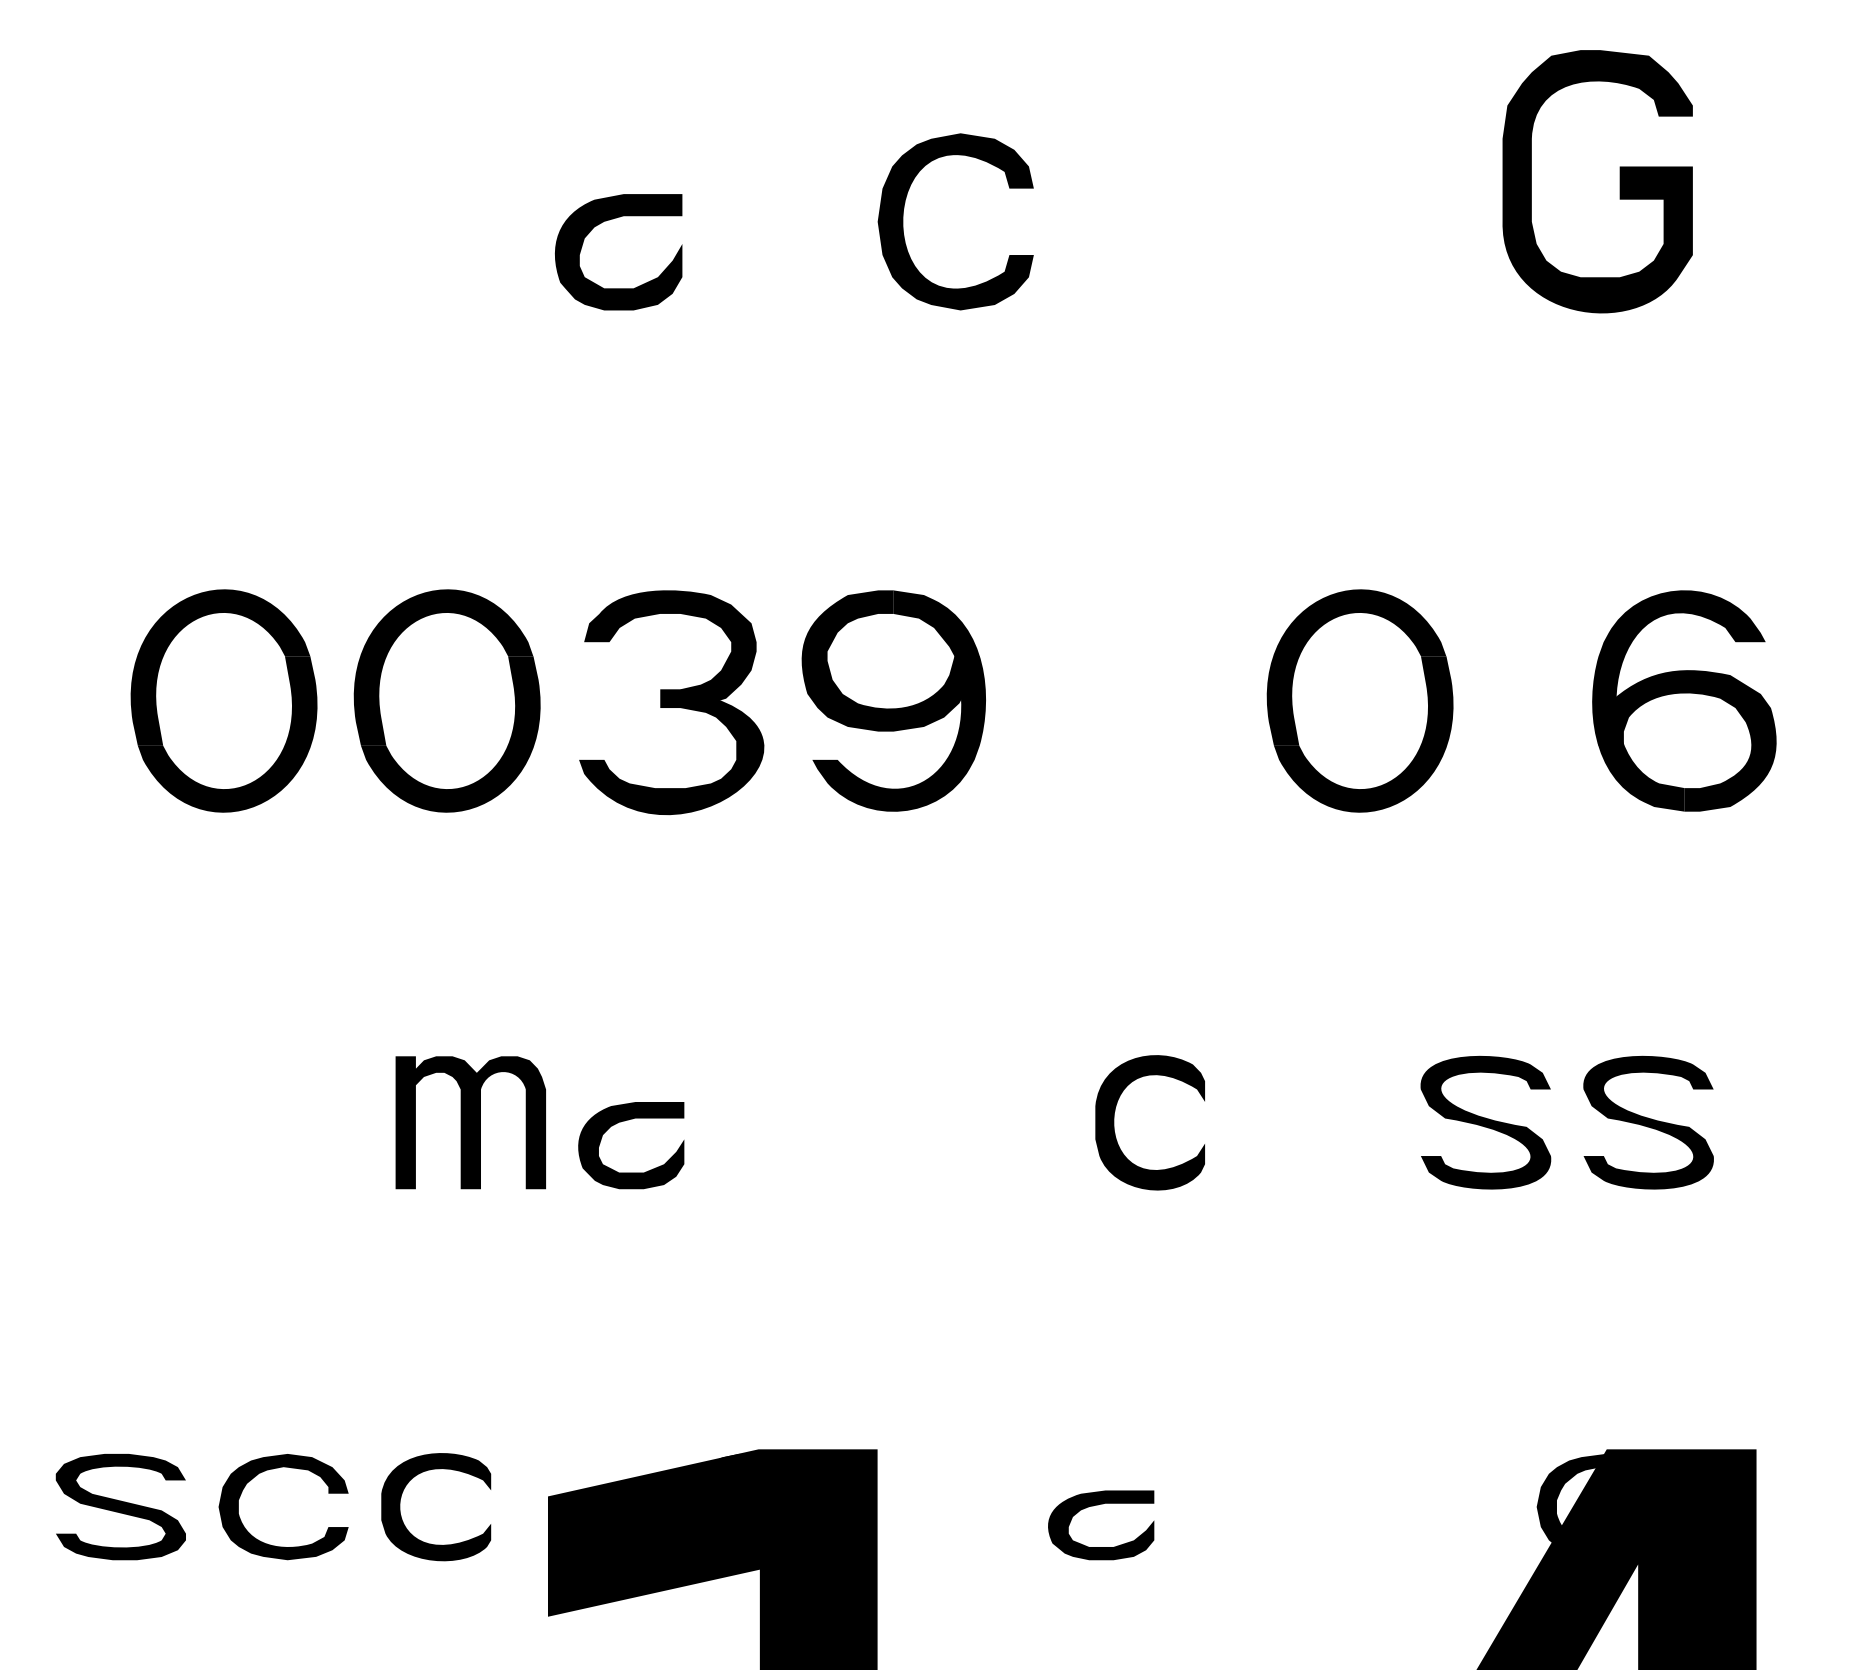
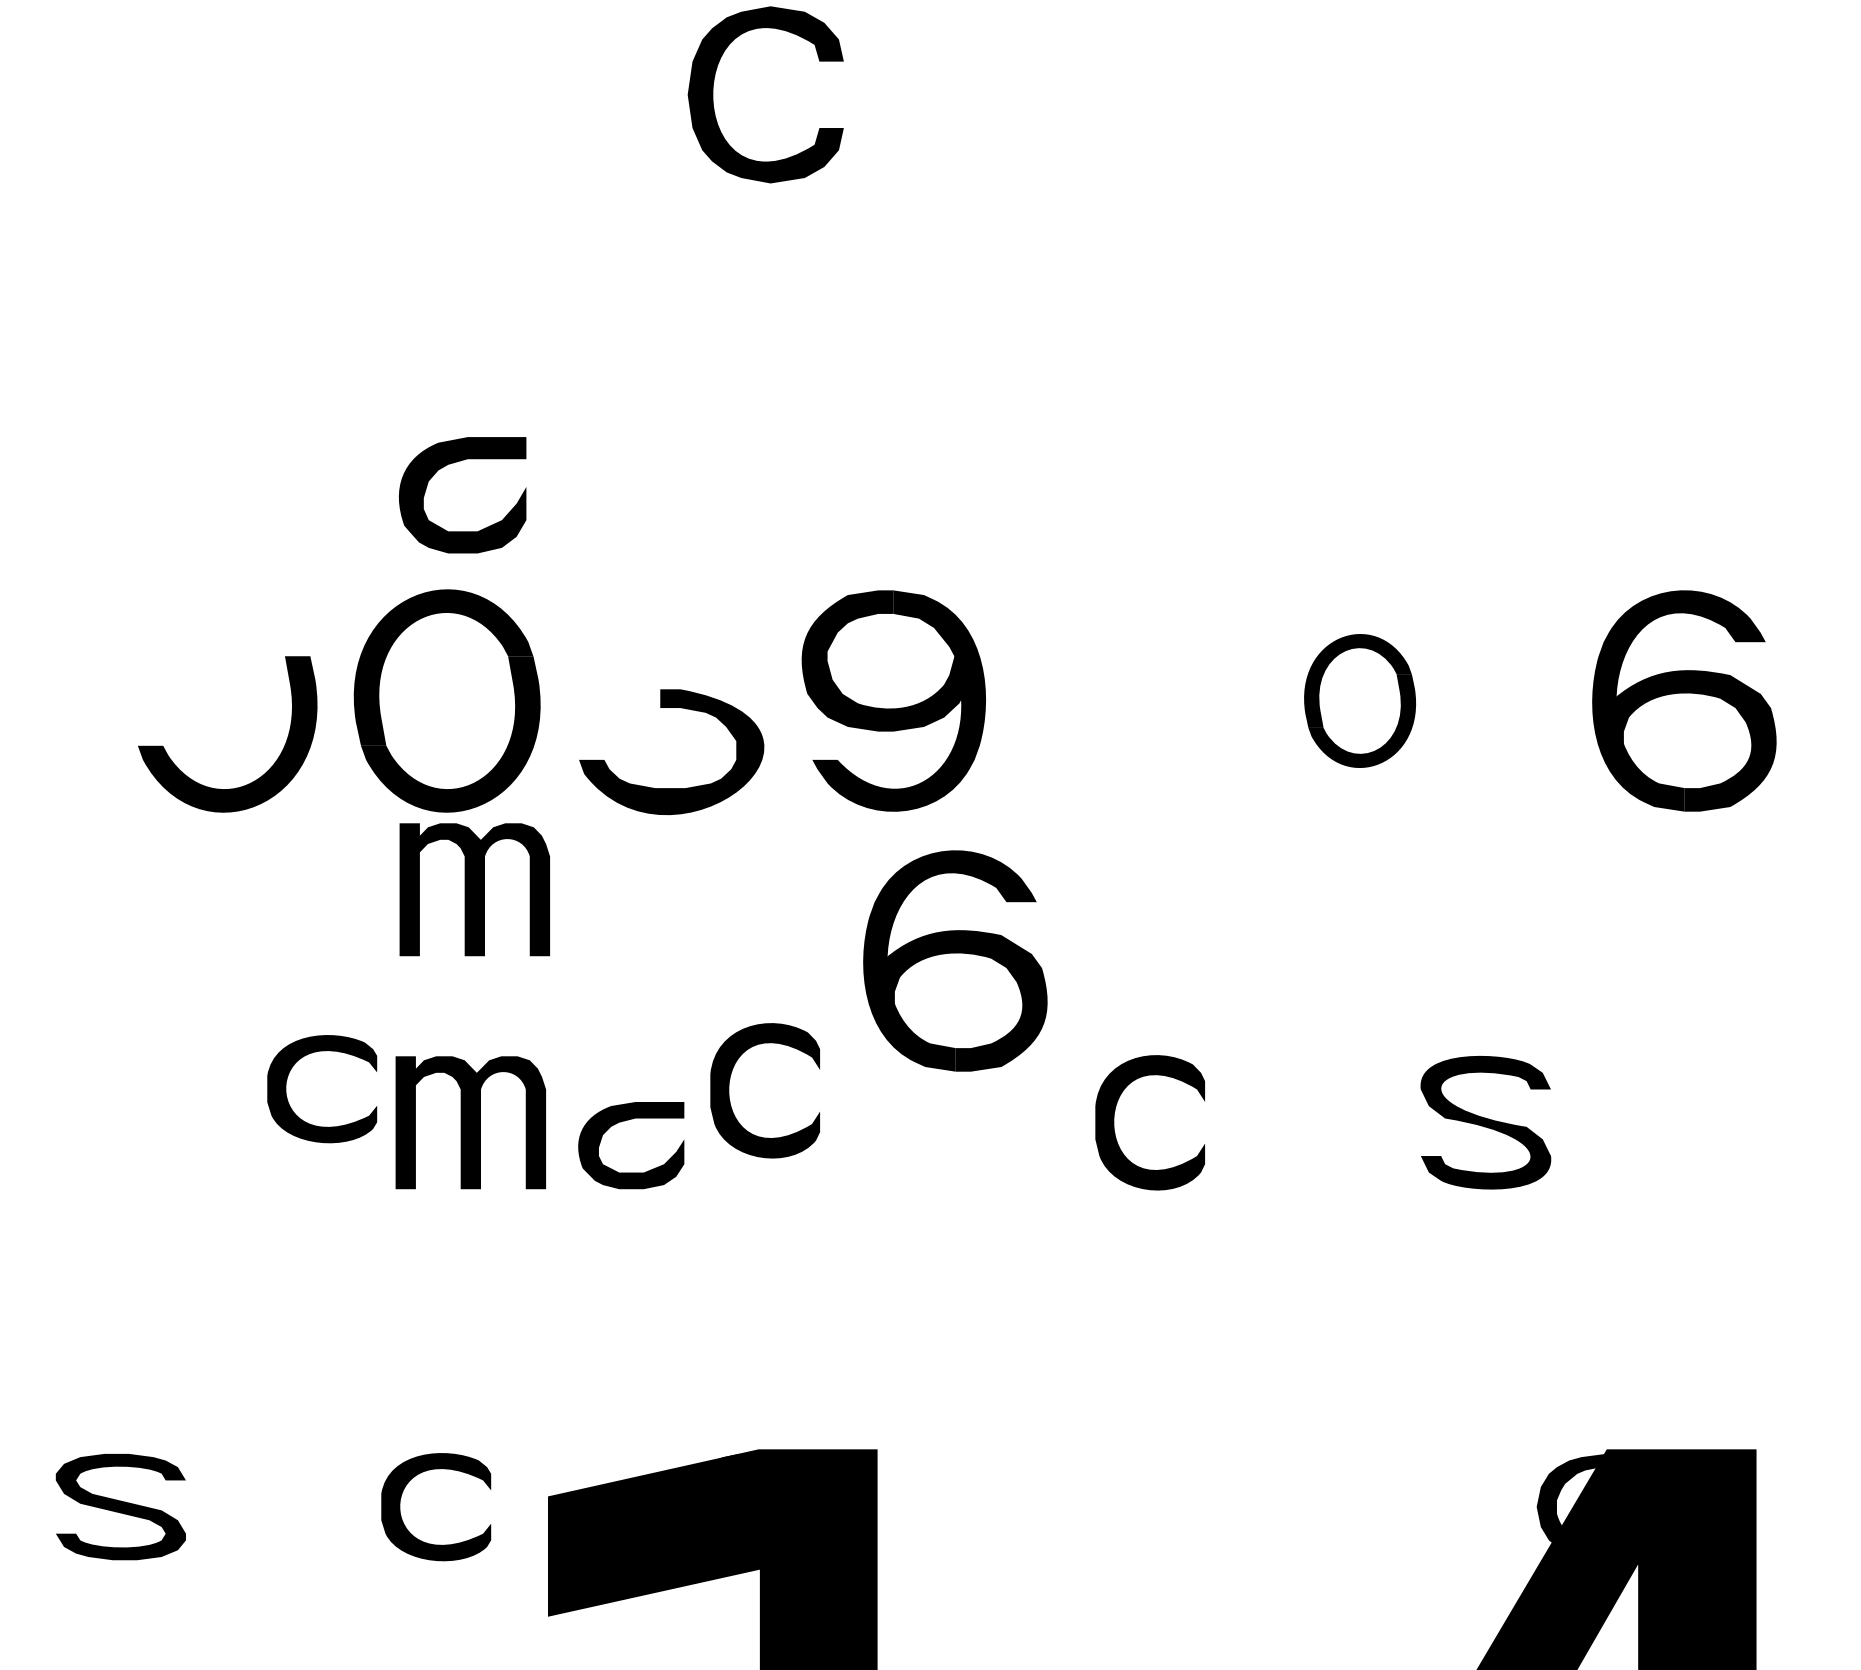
fill: present -> none (1597, 181)
part position: (609, 220) -> (453, 463) (453, 463)
part position: (903, 221) -> (713, 94) (713, 94)
fill: present -> none (670, 649)
fill: present -> none (220, 667)
part size: 188x224 px -> 112x134 px (1359, 700)
part: none -> present (474, 889)
part: none -> present (955, 960)
part: none -> present (729, 1090)
part: none -> present (289, 1103)
fill: present -> none (1648, 1122)
fill: present -> none (1101, 1525)
part: present -> none (275, 1545)
